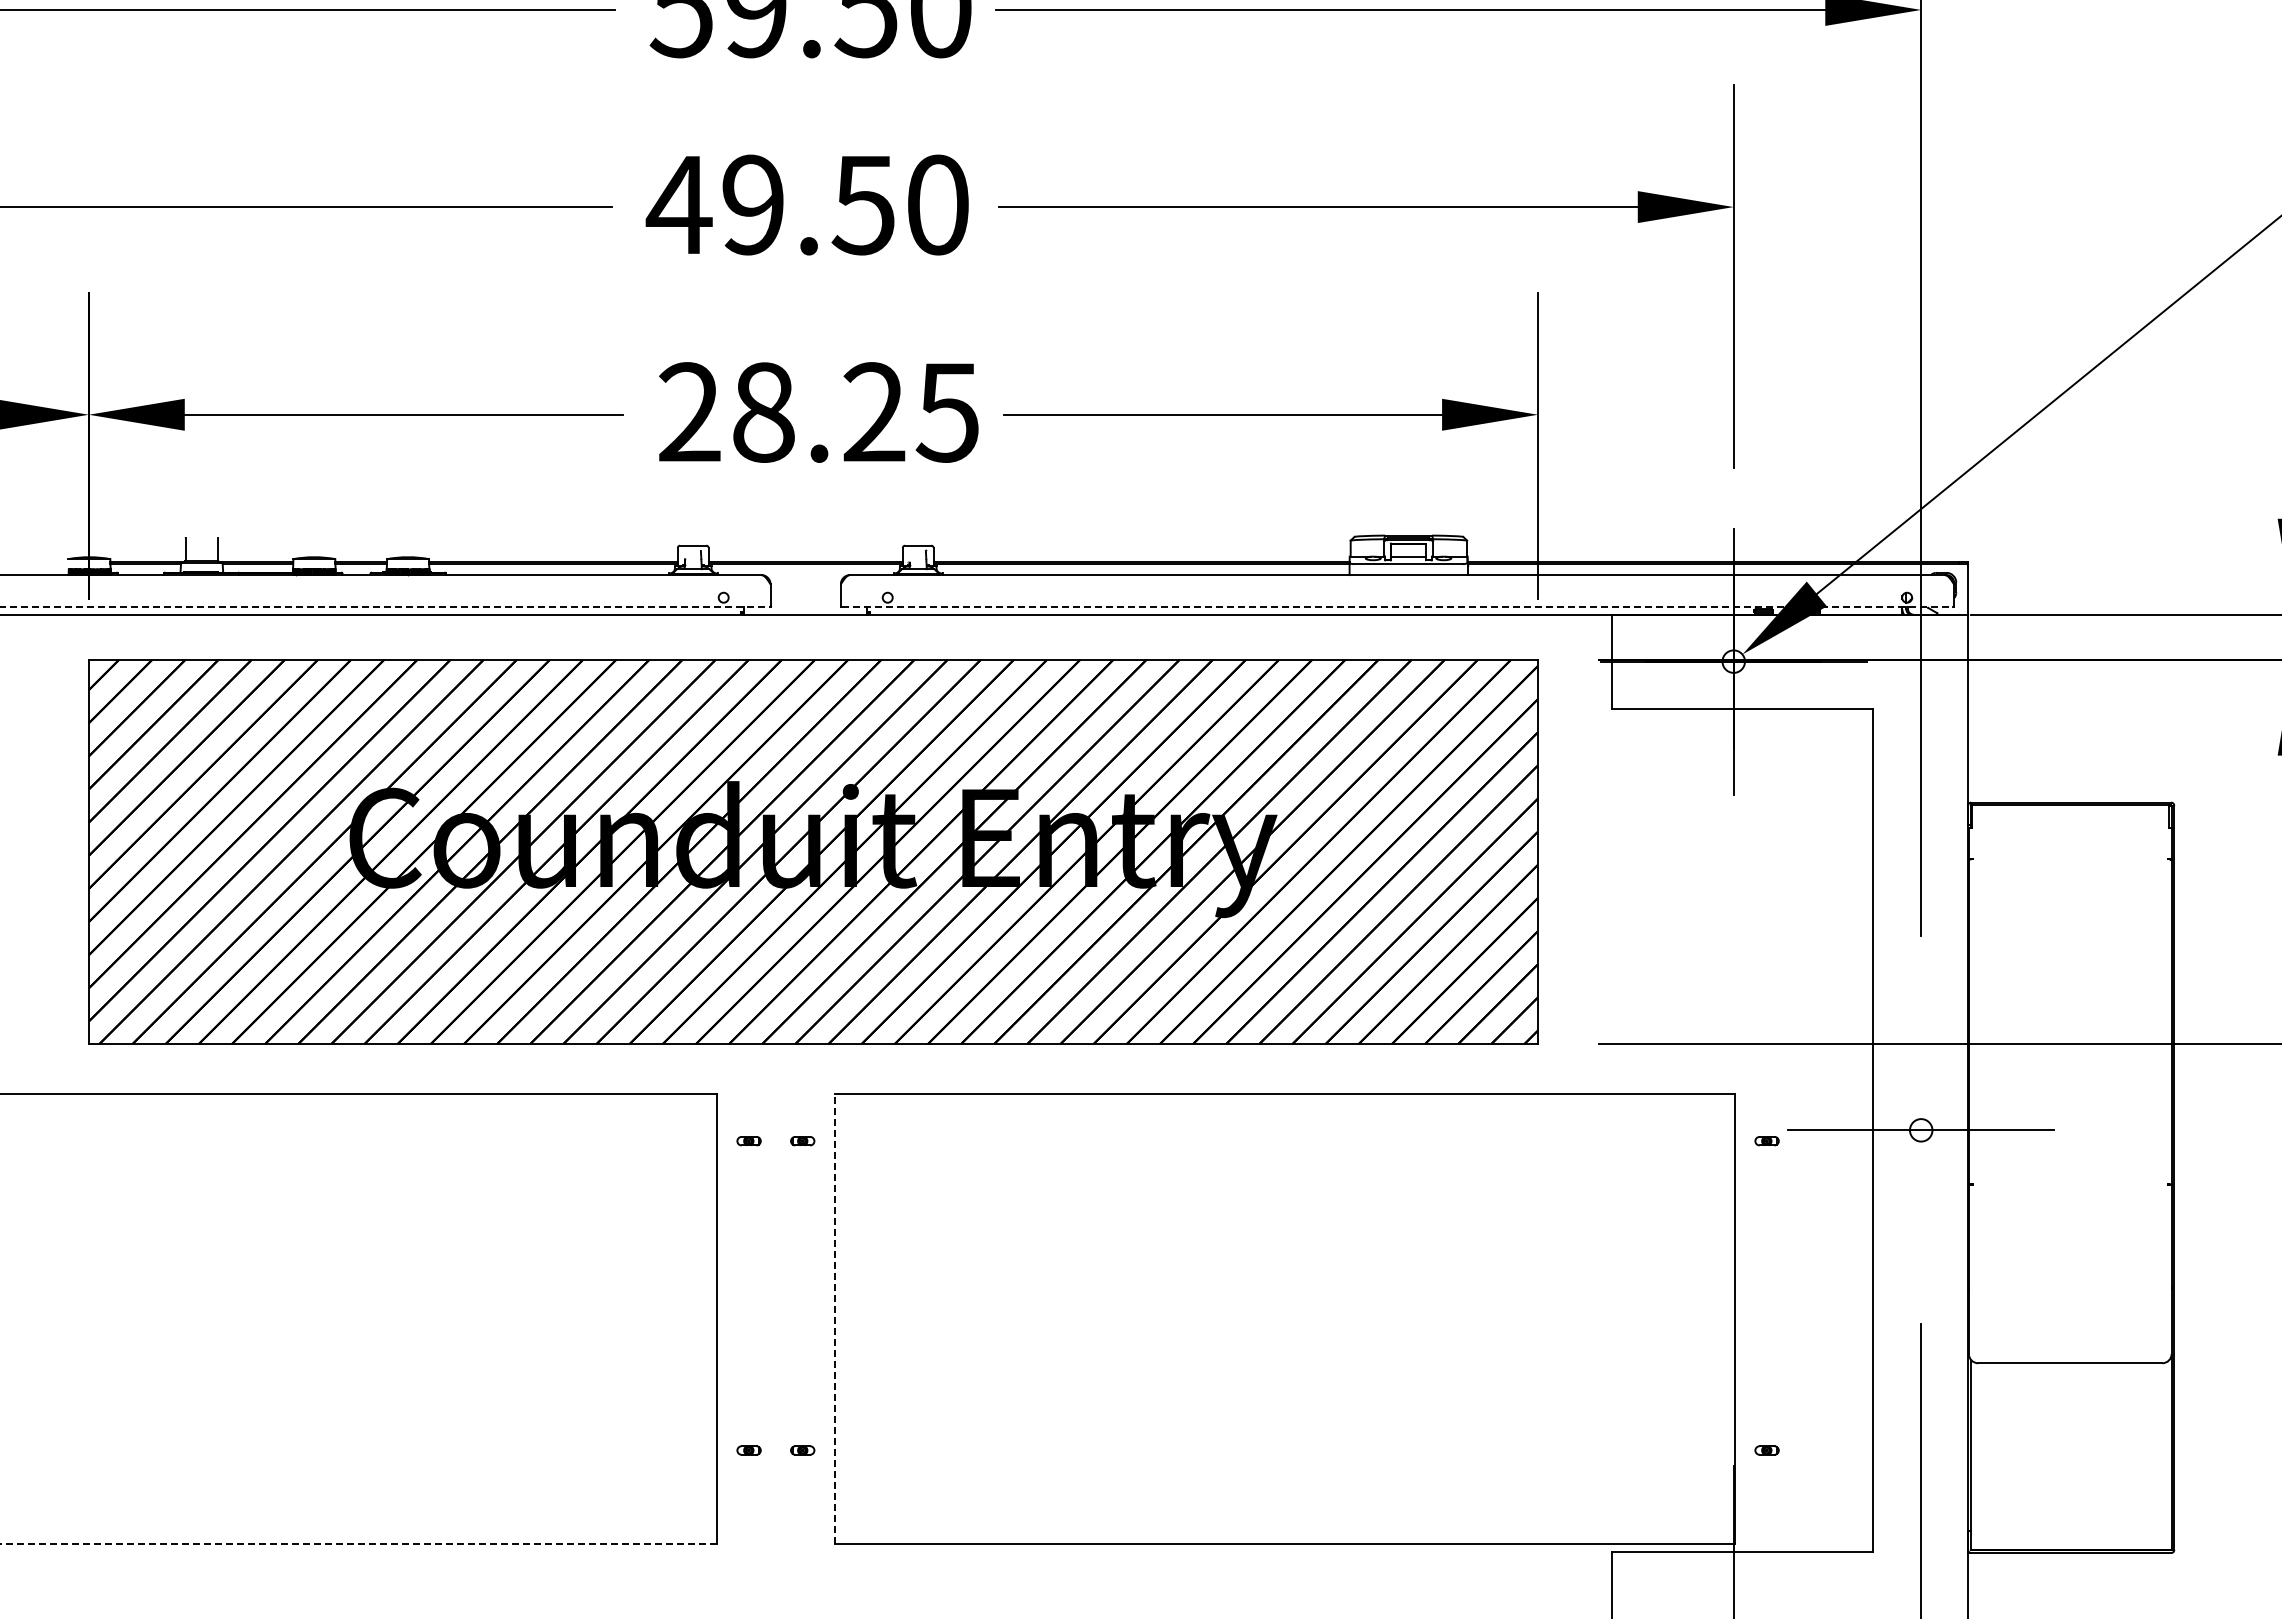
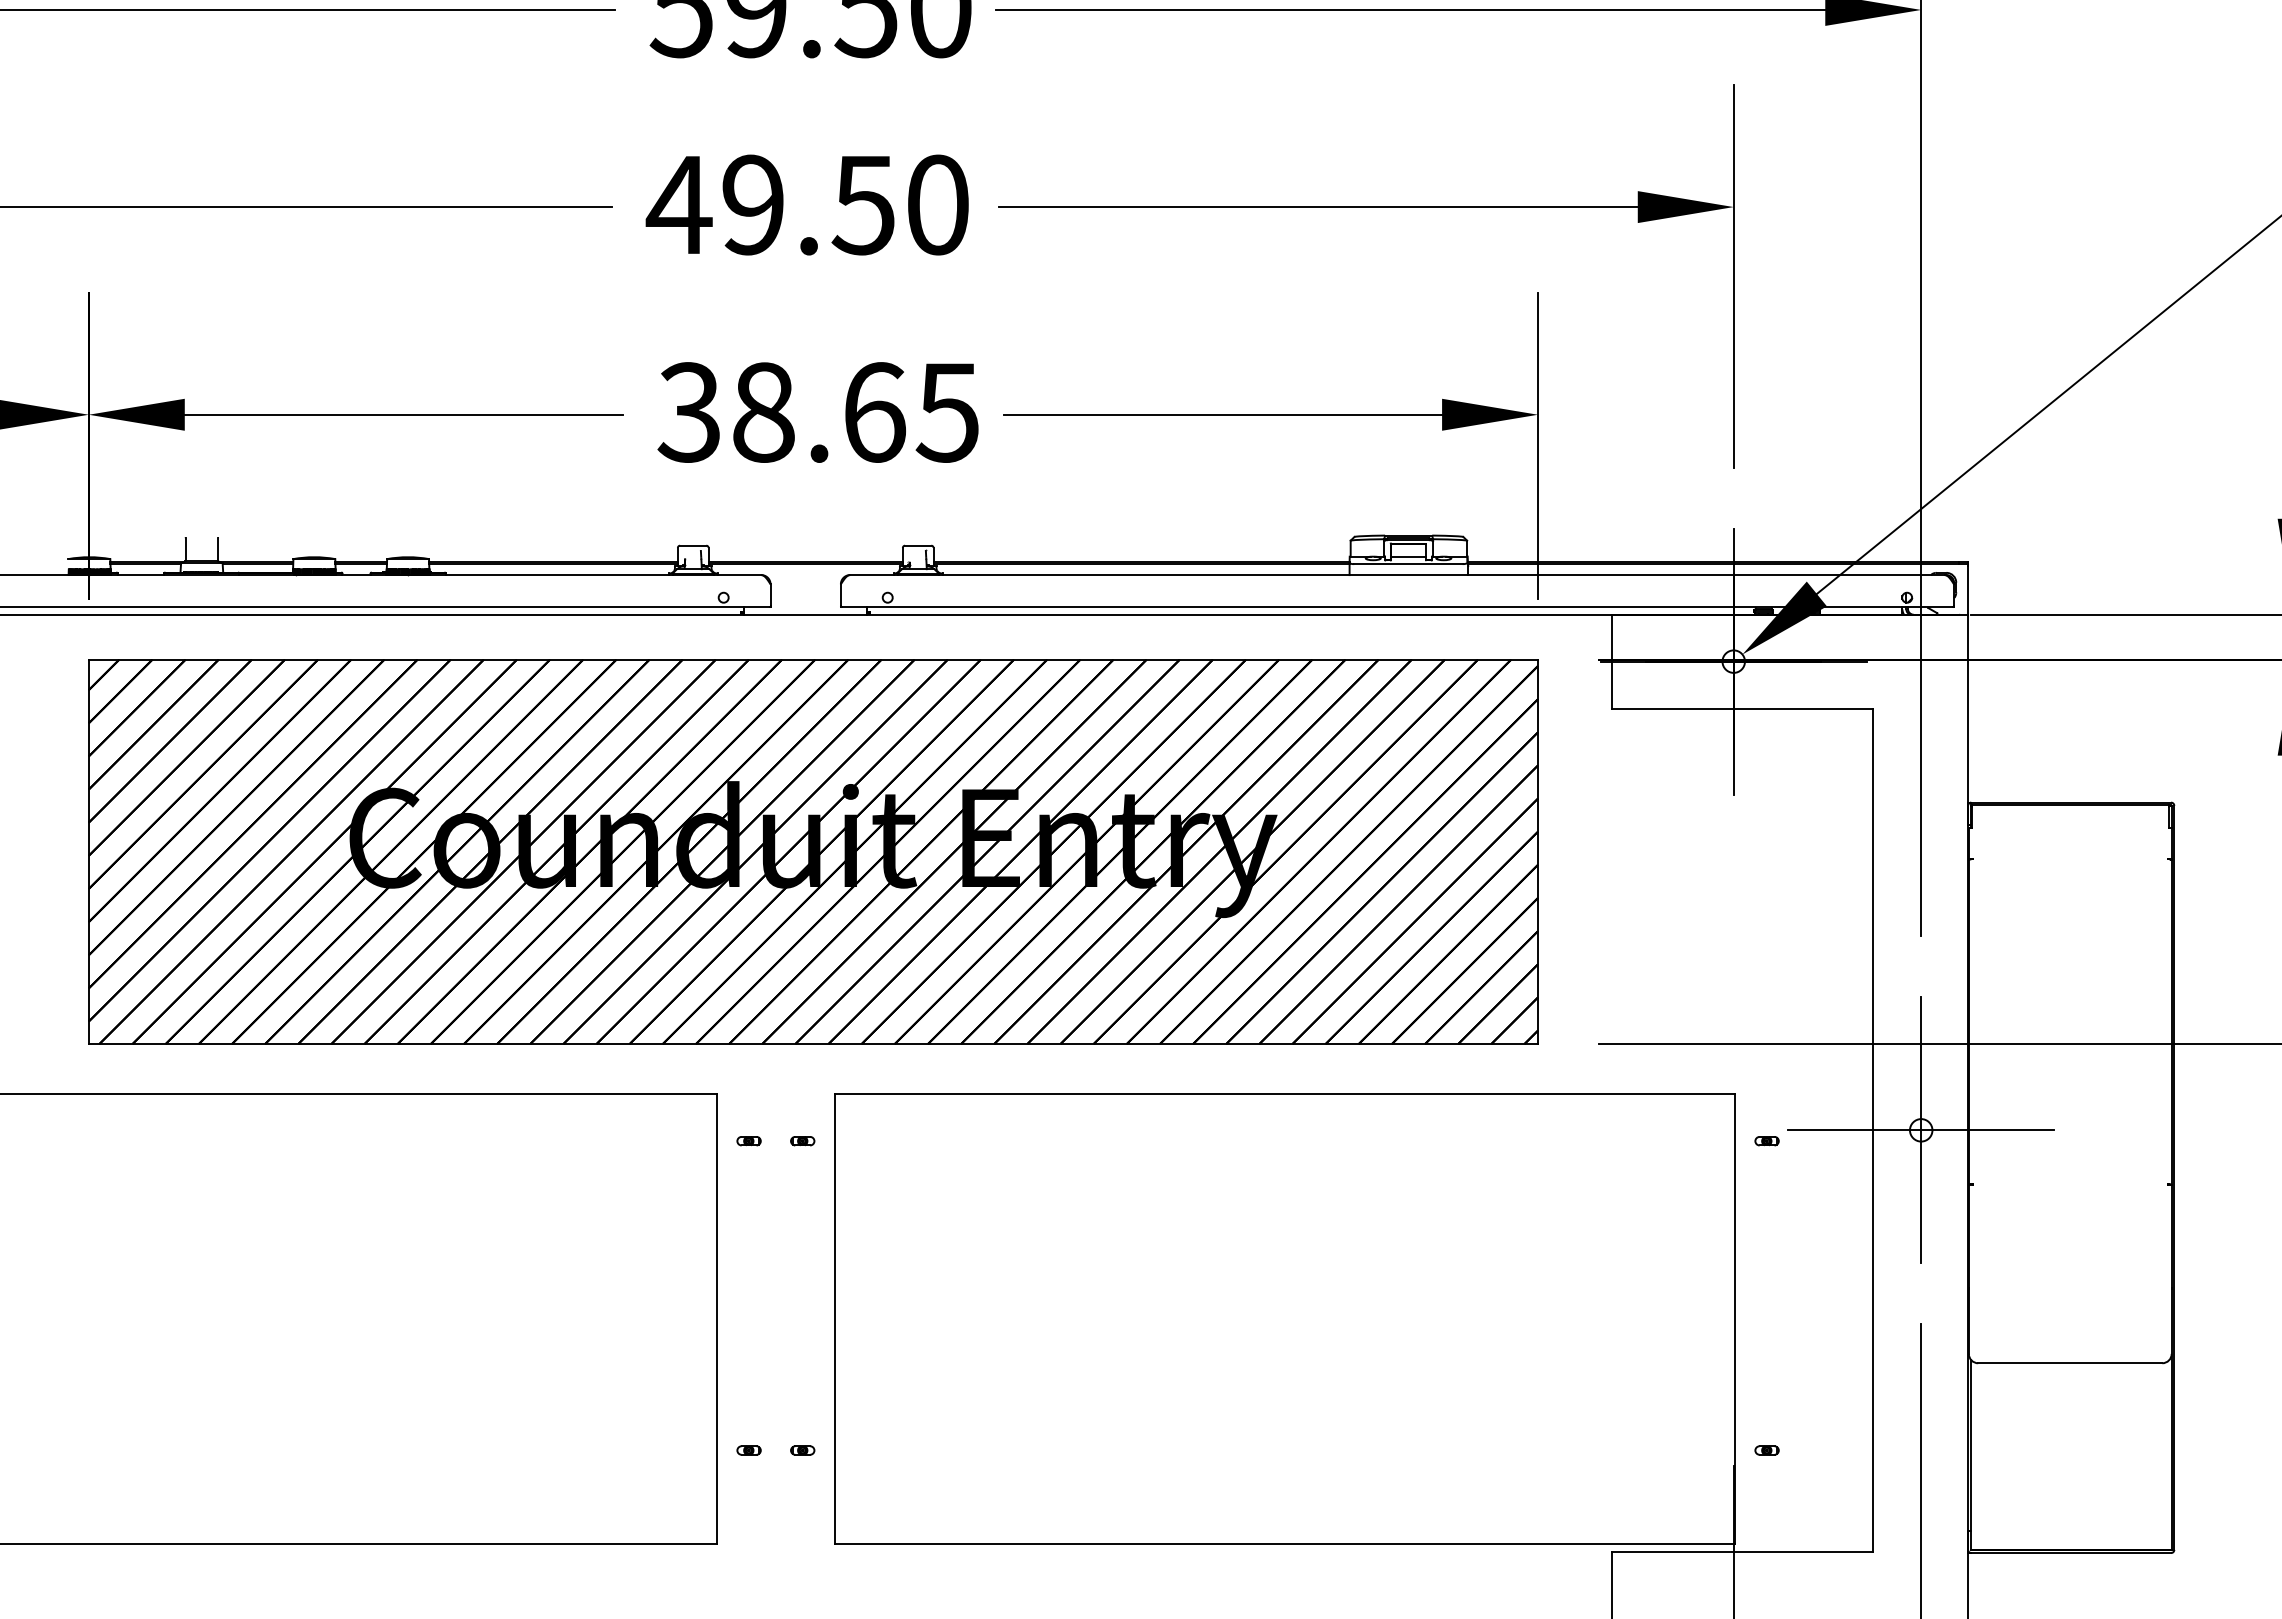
text: 28.25 -> 38.65 (781, 412)
line: dashed -> solid (384, 607)
line: dashed -> solid (1397, 607)
line: none -> present (1921, 1130)
line: dashed -> solid (834, 1319)
line: dashed -> solid (358, 1544)
